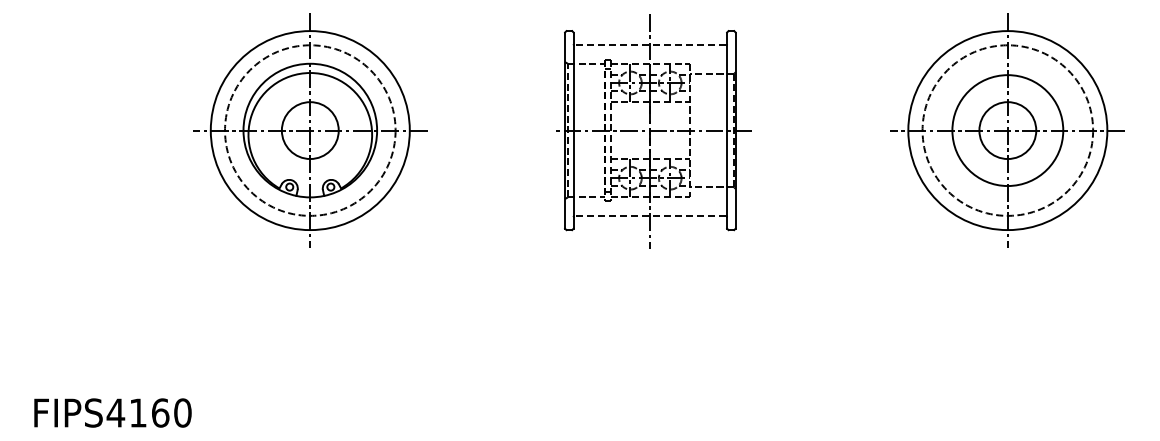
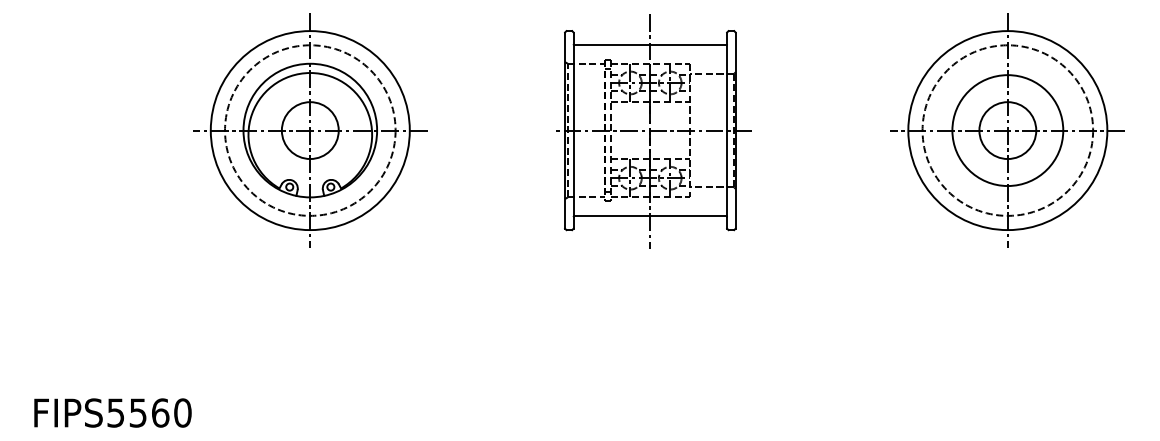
line: dashed -> solid (650, 45)
line: dashed -> solid (650, 215)
text: FIPS4160 -> FIPS5560 (126, 412)
